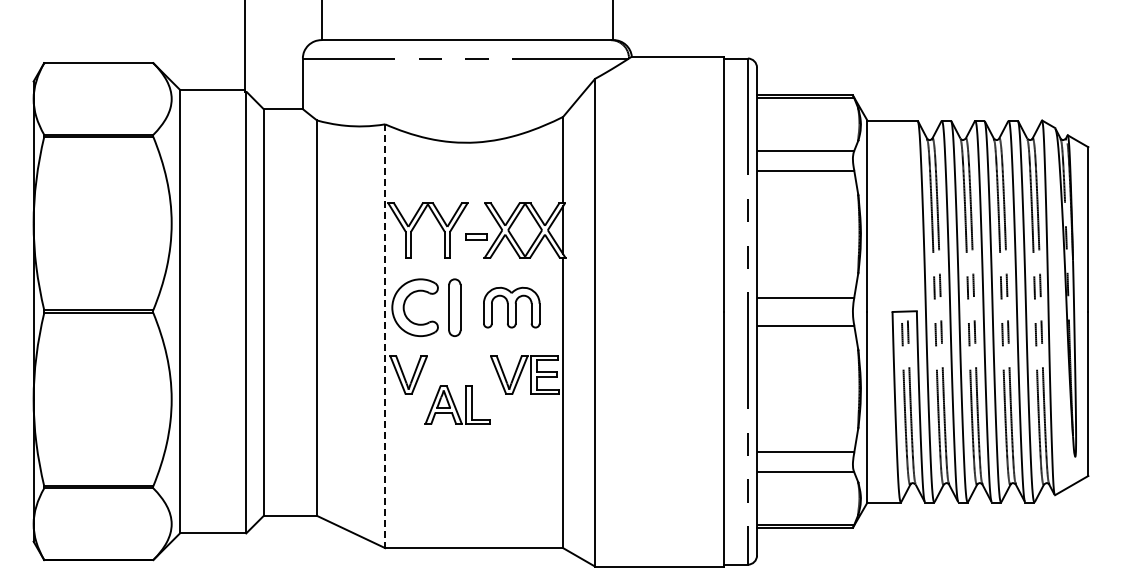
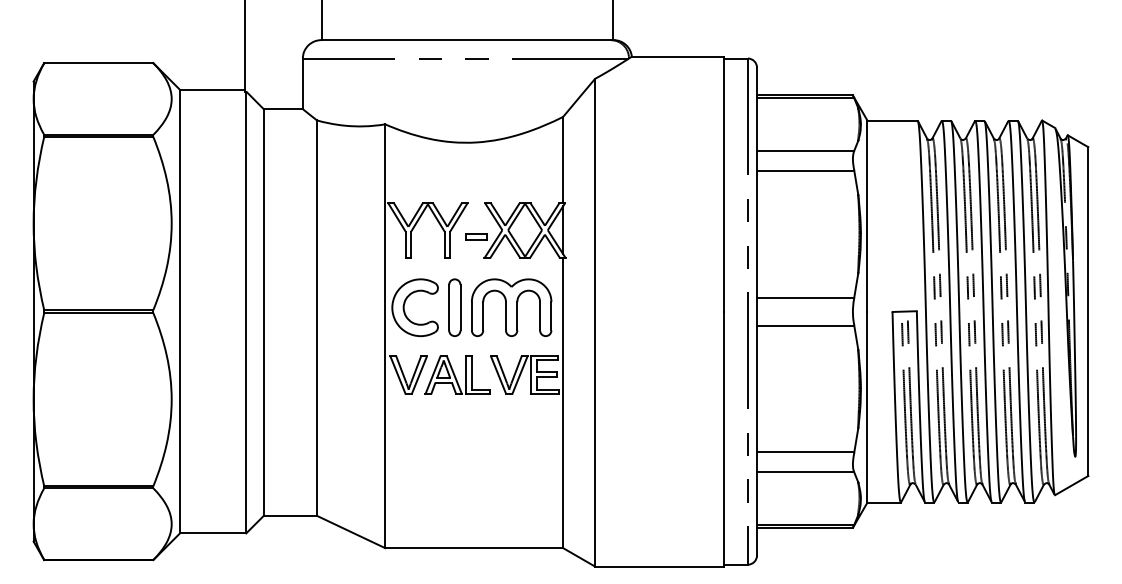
part size: 58x43 px -> 82x59 px (511, 307)
line: dashed -> solid (385, 336)
part position: (457, 404) -> (457, 374) (457, 374)
